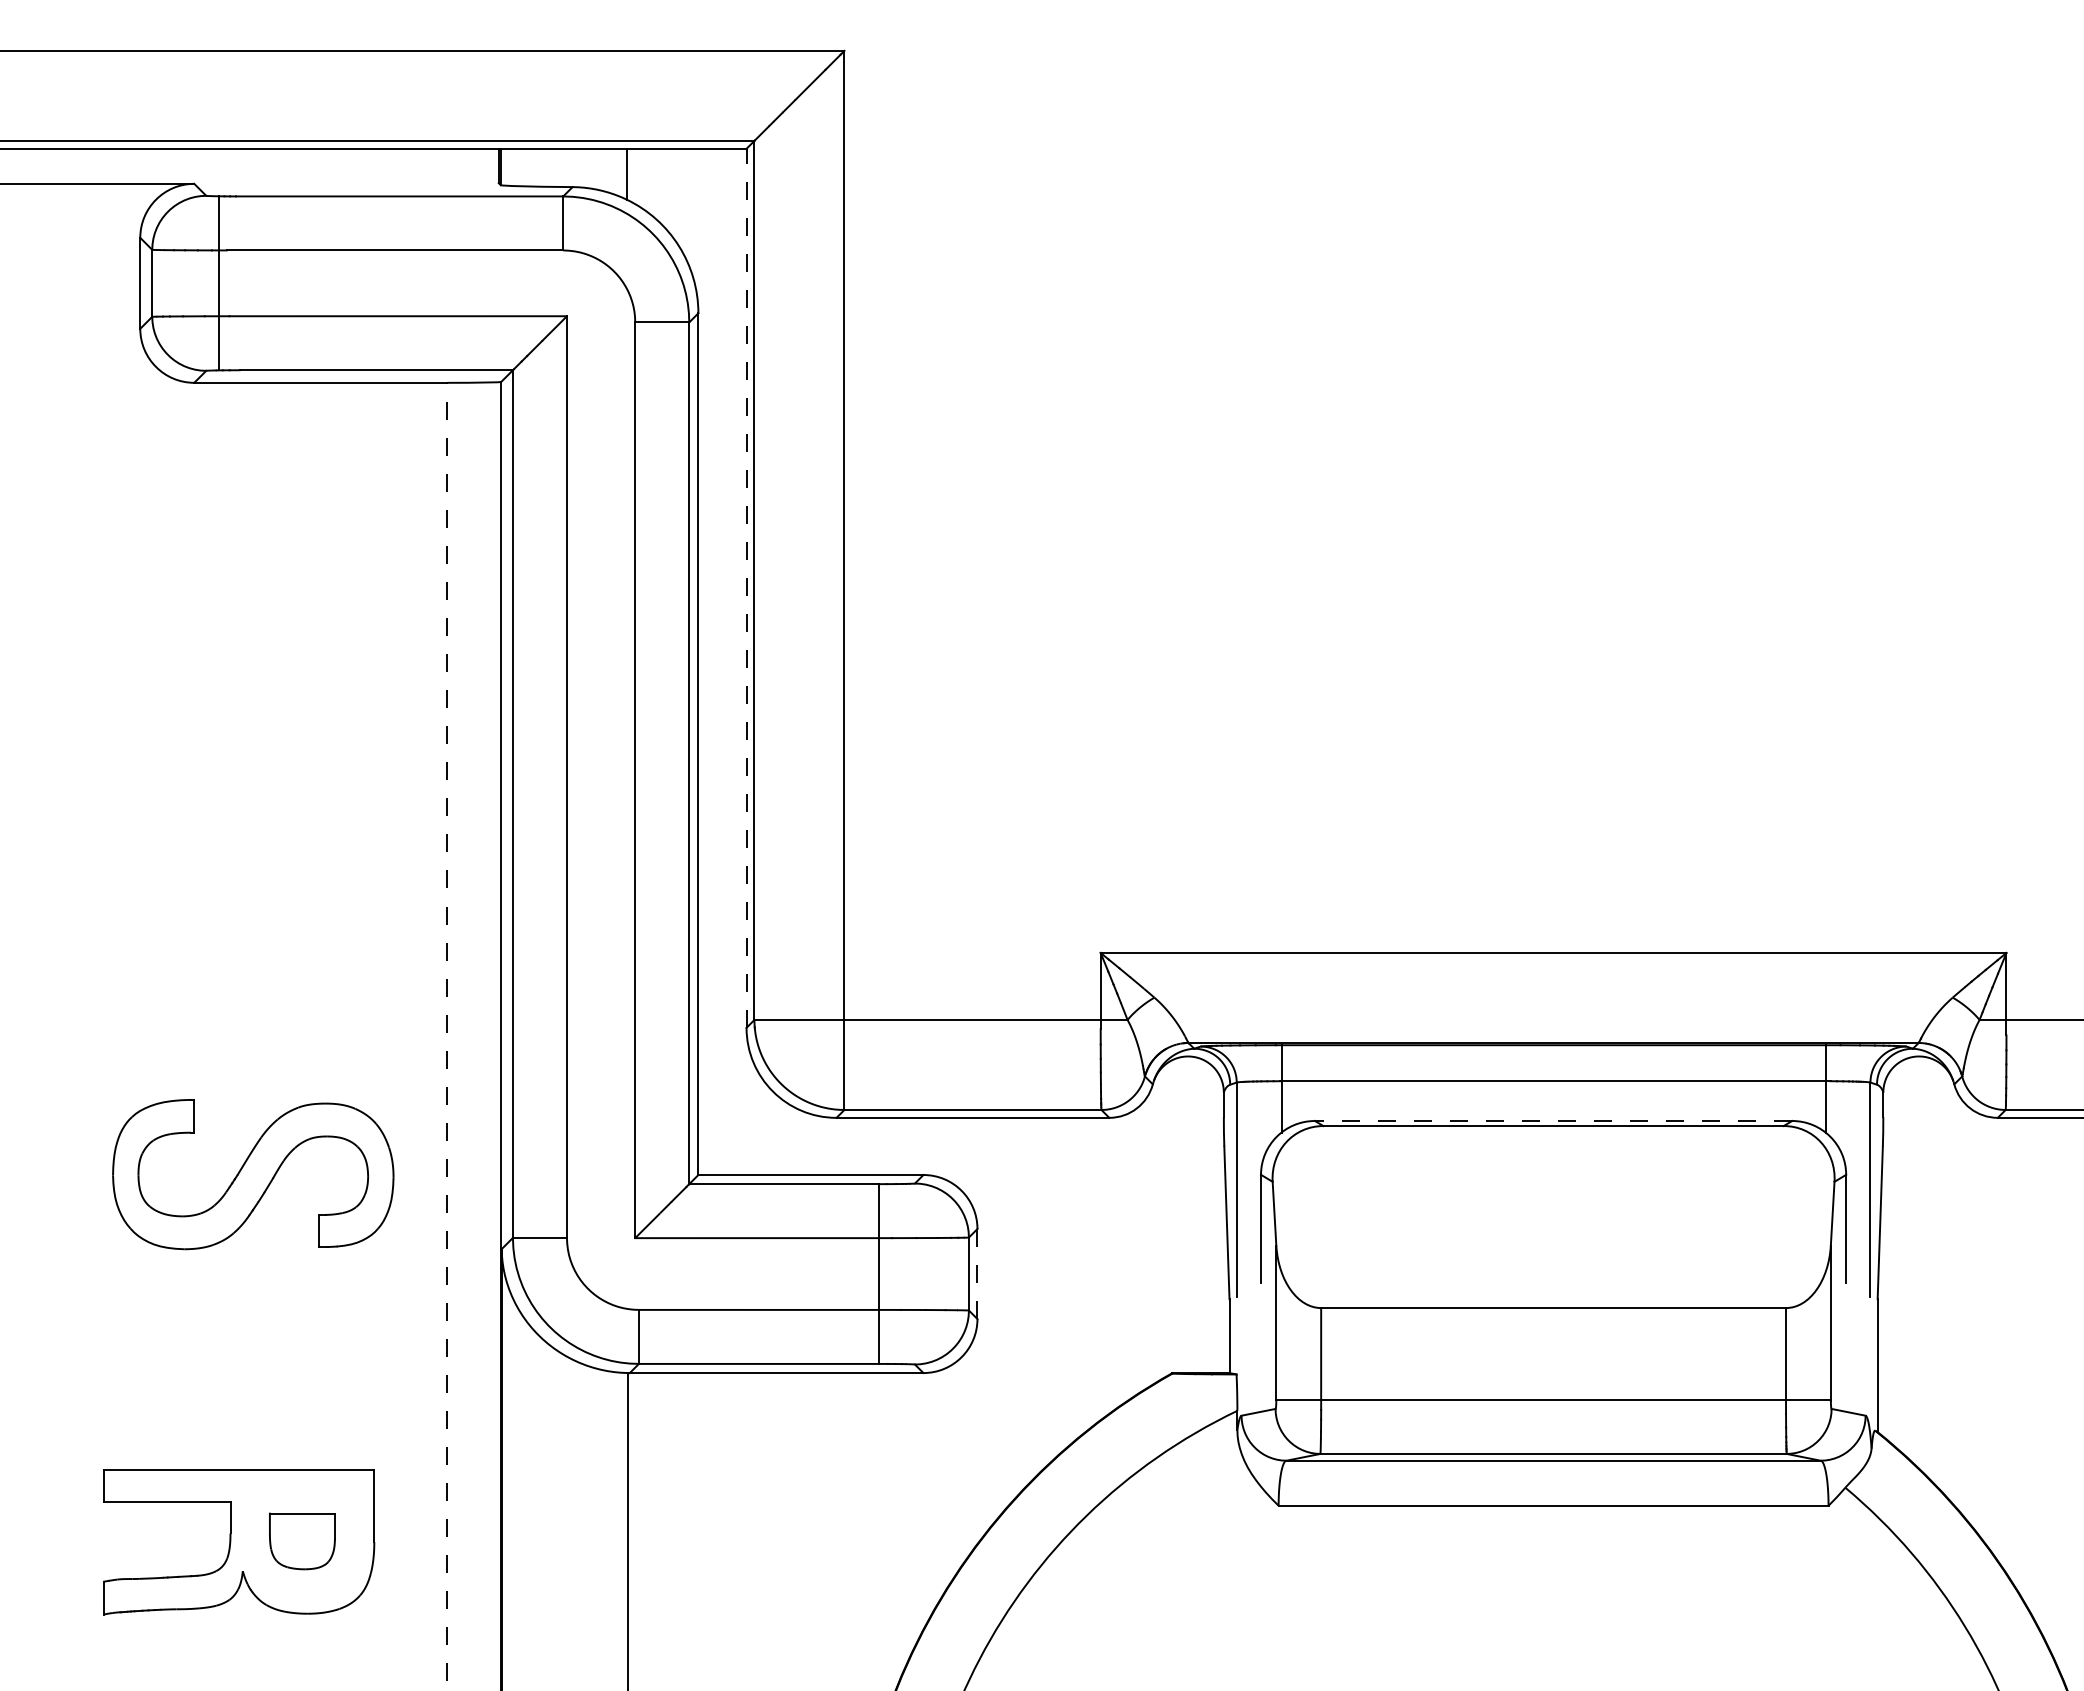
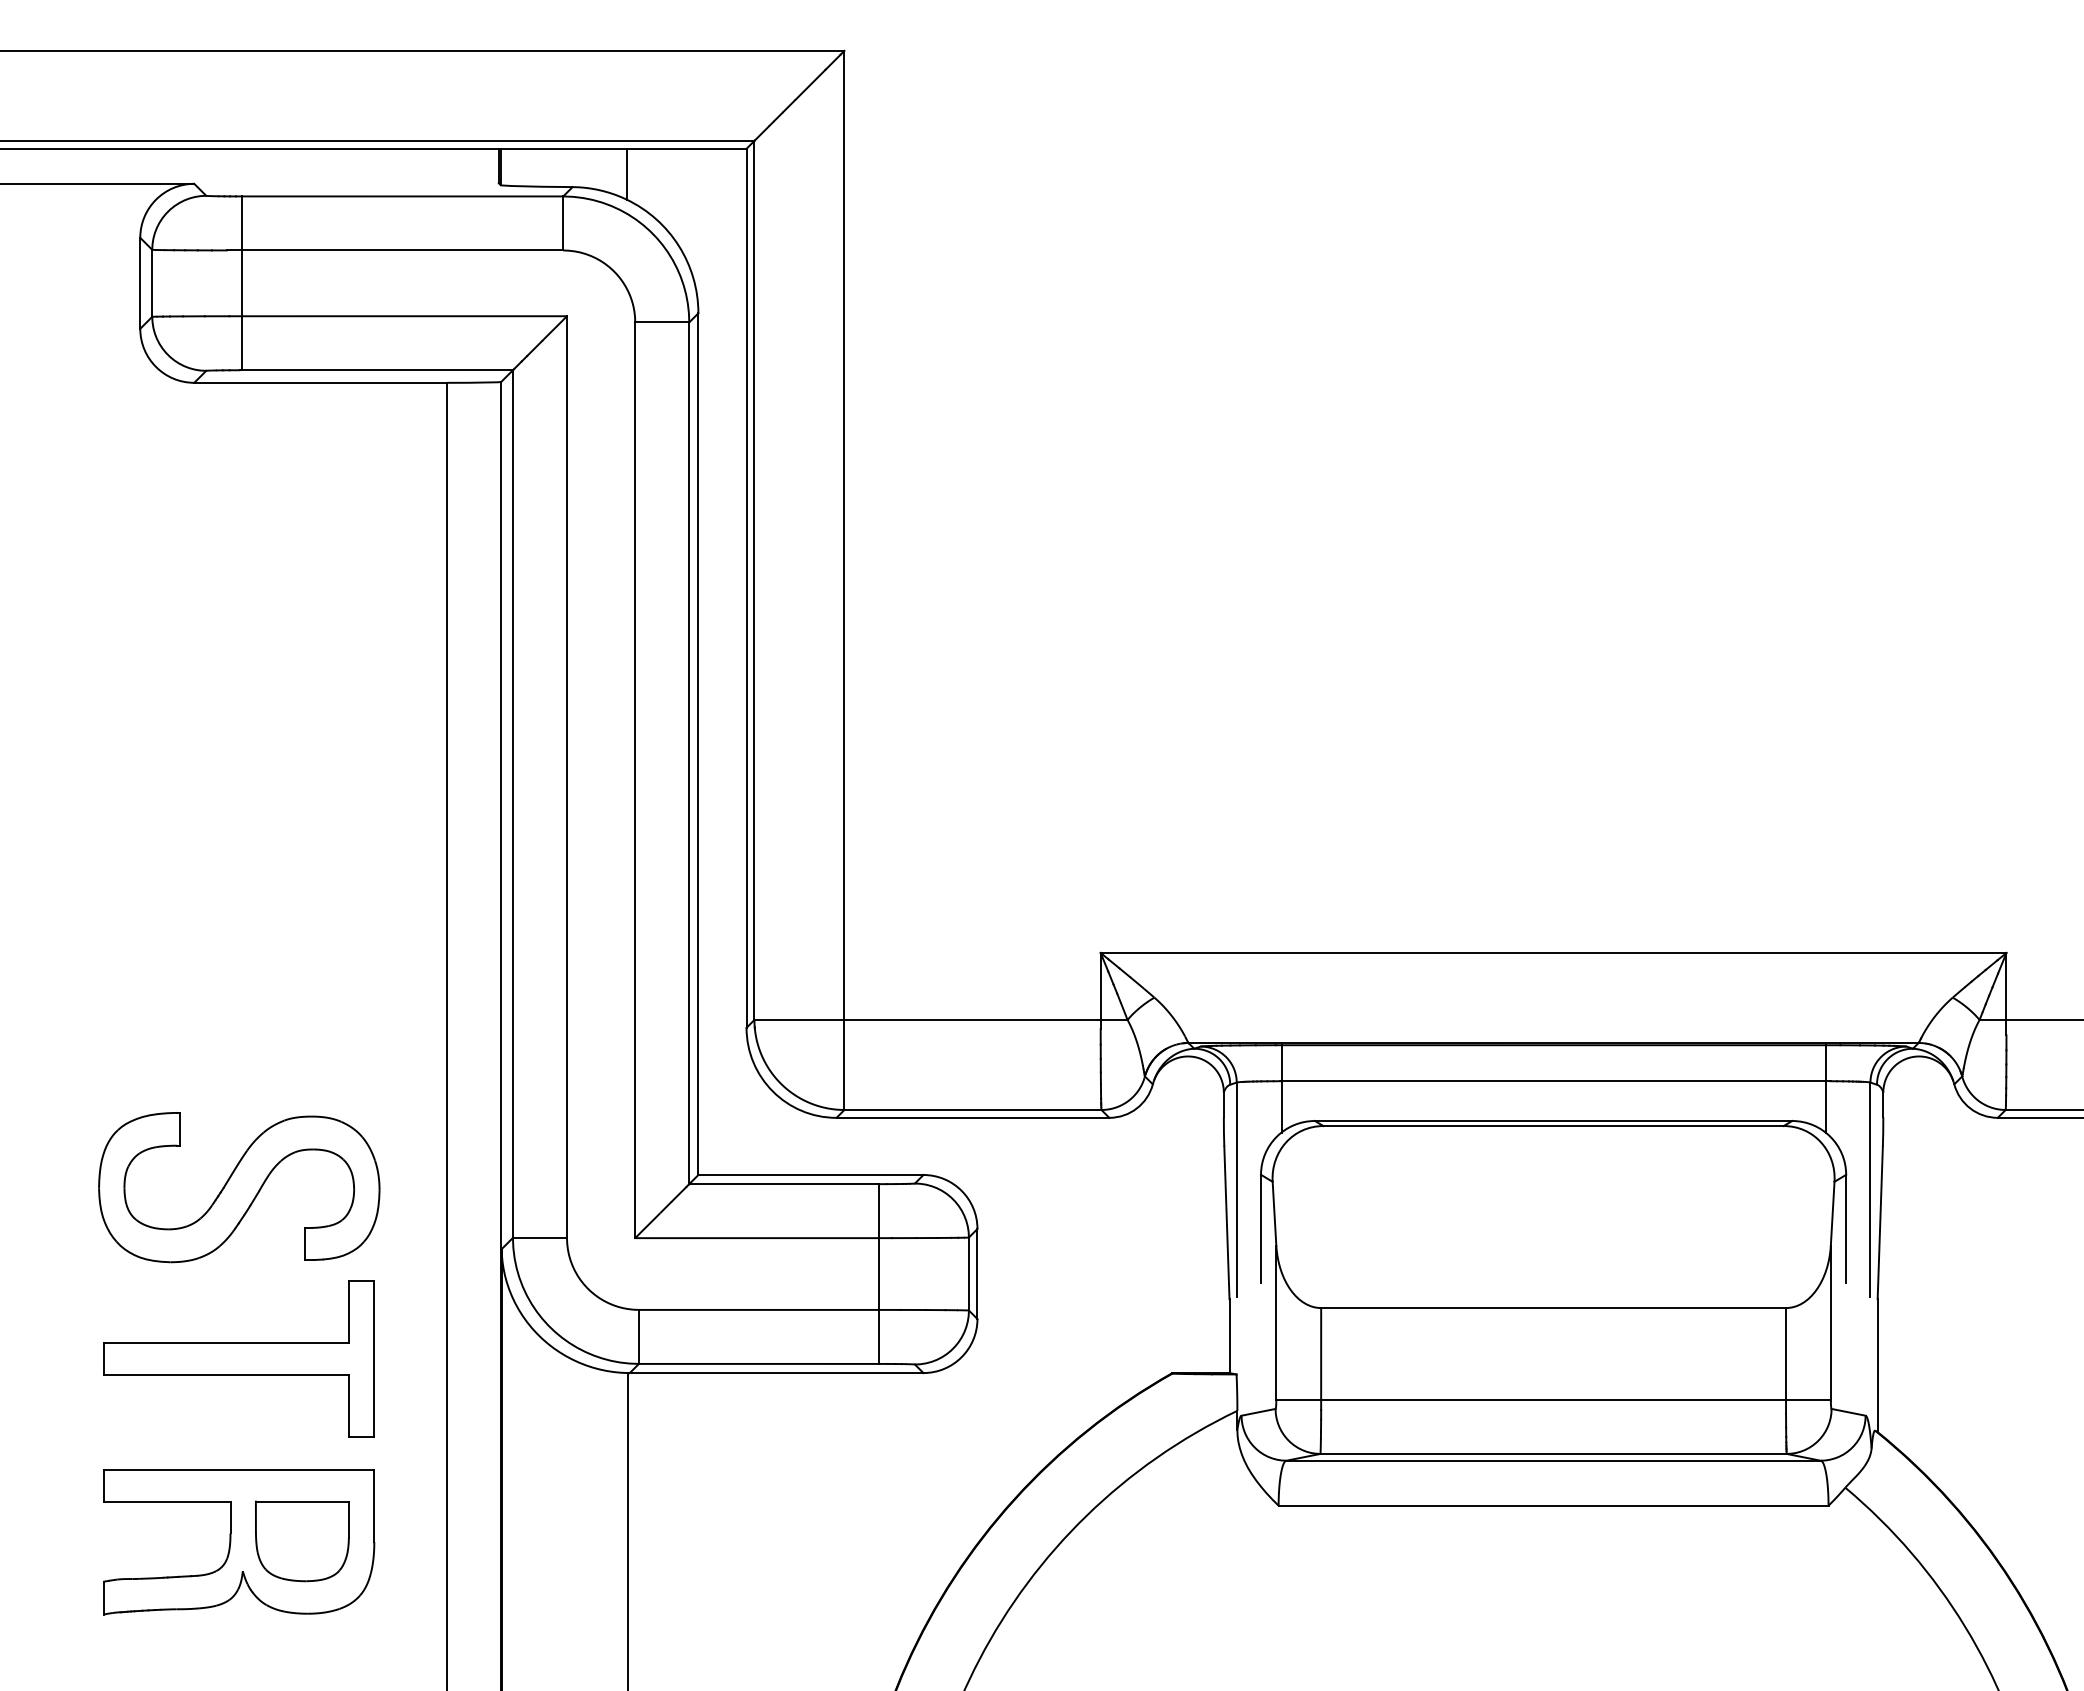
line position: (219, 283) -> (242, 283) (242, 283)
line: dashed -> solid (746, 588)
line: dashed -> solid (447, 1036)
line: dashed -> solid (1553, 1121)
part position: (253, 1174) -> (239, 1187) (239, 1187)
line: dashed -> solid (977, 1274)
part: none -> present (238, 1358)
part size: 67x59 px -> 95x83 px (302, 1541)
